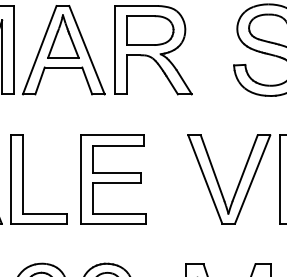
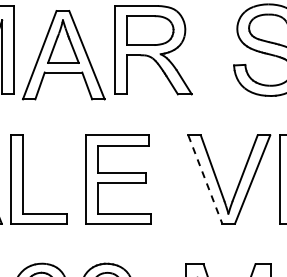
part position: (63, 50) -> (63, 55) (63, 55)
part position: (113, 179) -> (118, 179) (118, 179)
line: solid -> dashed (205, 180)
